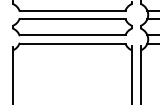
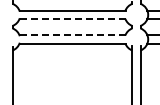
line: solid -> dashed (72, 19)
line: solid -> dashed (72, 35)
